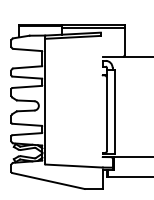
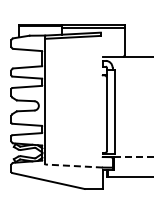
line: solid -> dashed (133, 156)
line: solid -> dashed (74, 166)
